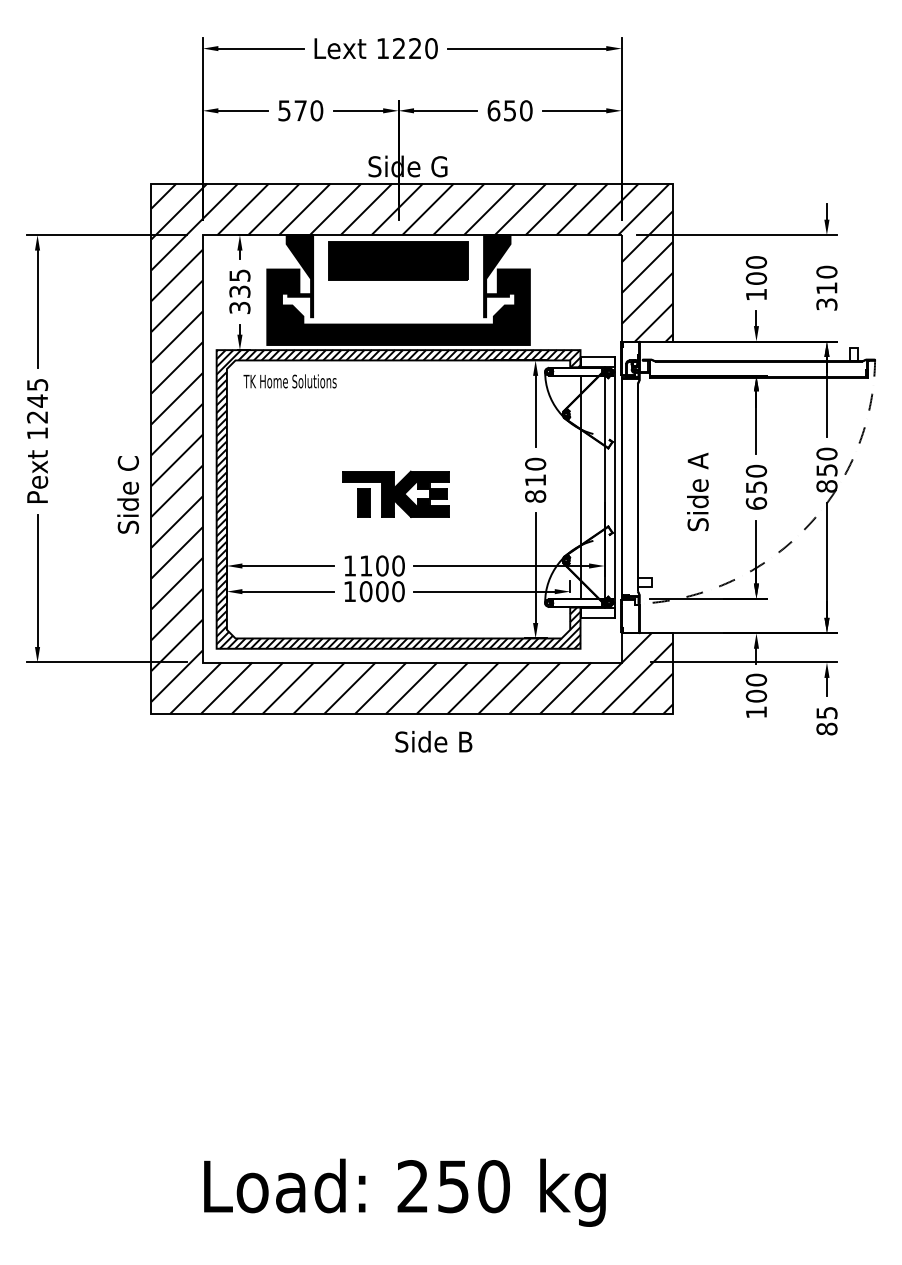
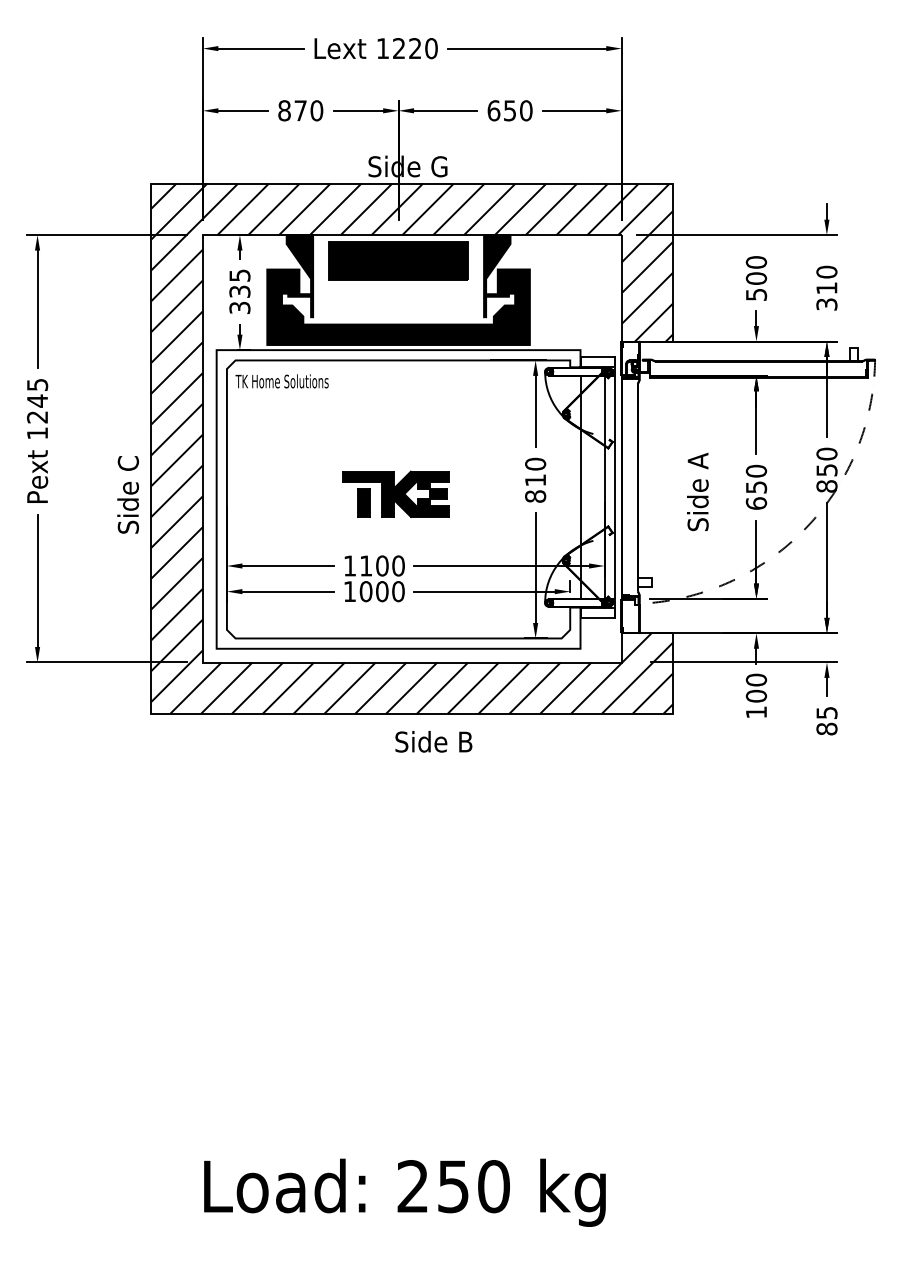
text: 570 -> 870 (284, 110)
text: 100 -> 500 (756, 294)
text position: (289, 381) -> (281, 381) (281, 381)
hatch: present -> none (398, 499)
